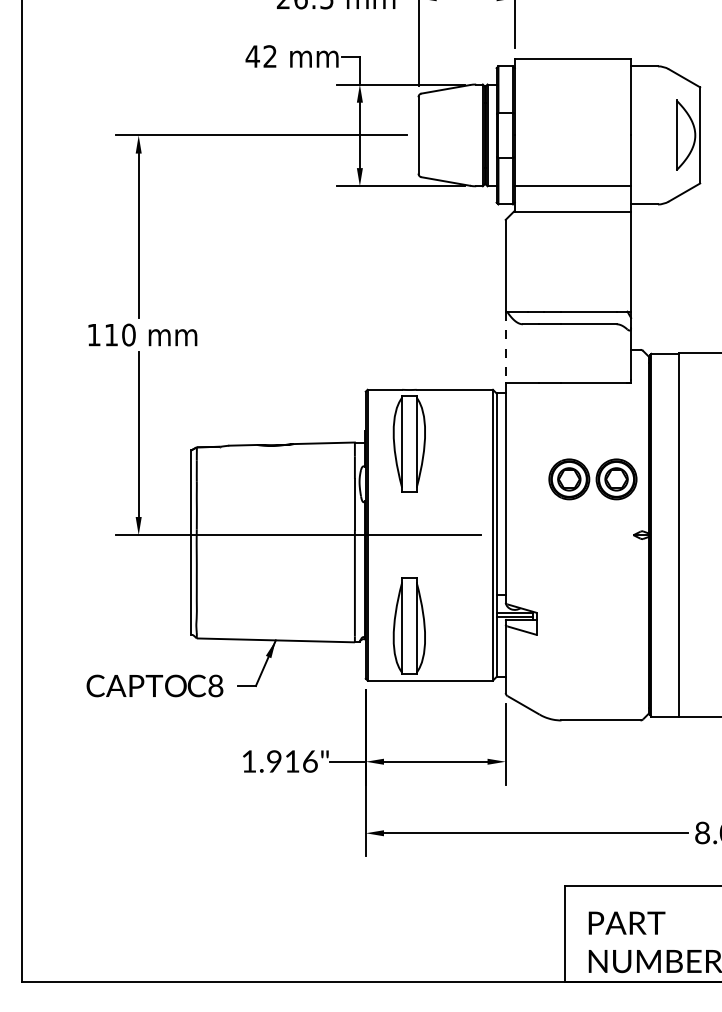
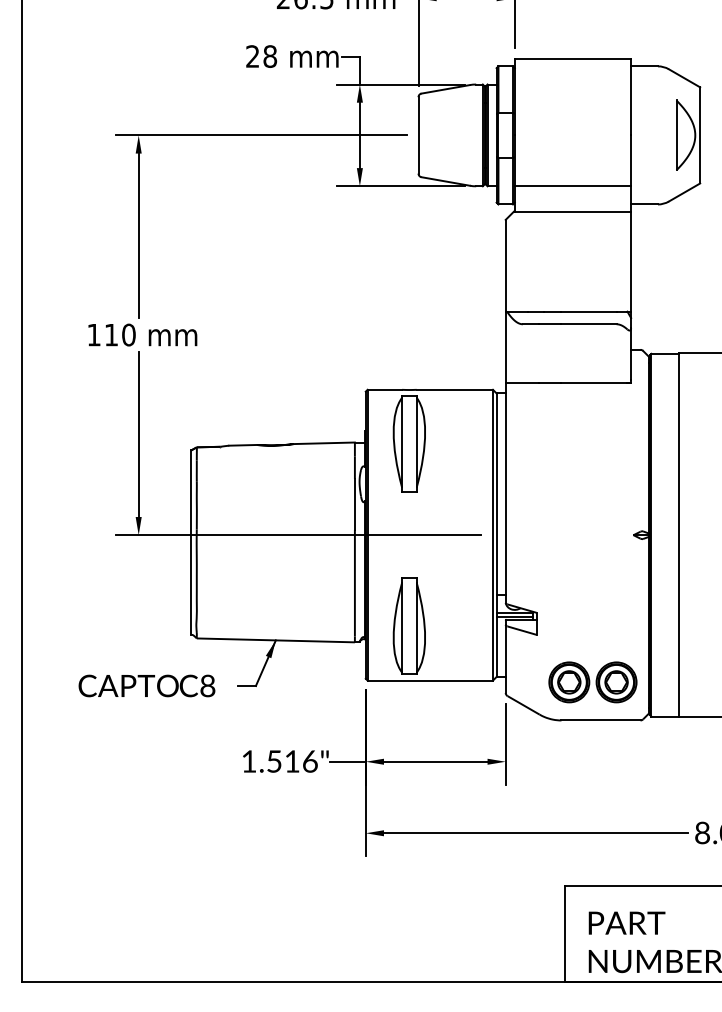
text: 42 -> 28 (261, 56)
line: dashed -> solid (505, 347)
part position: (592, 479) -> (592, 682) (592, 682)
text position: (154, 685) -> (146, 685) (146, 685)
text: 1.916" -> 1.516" (274, 761)
